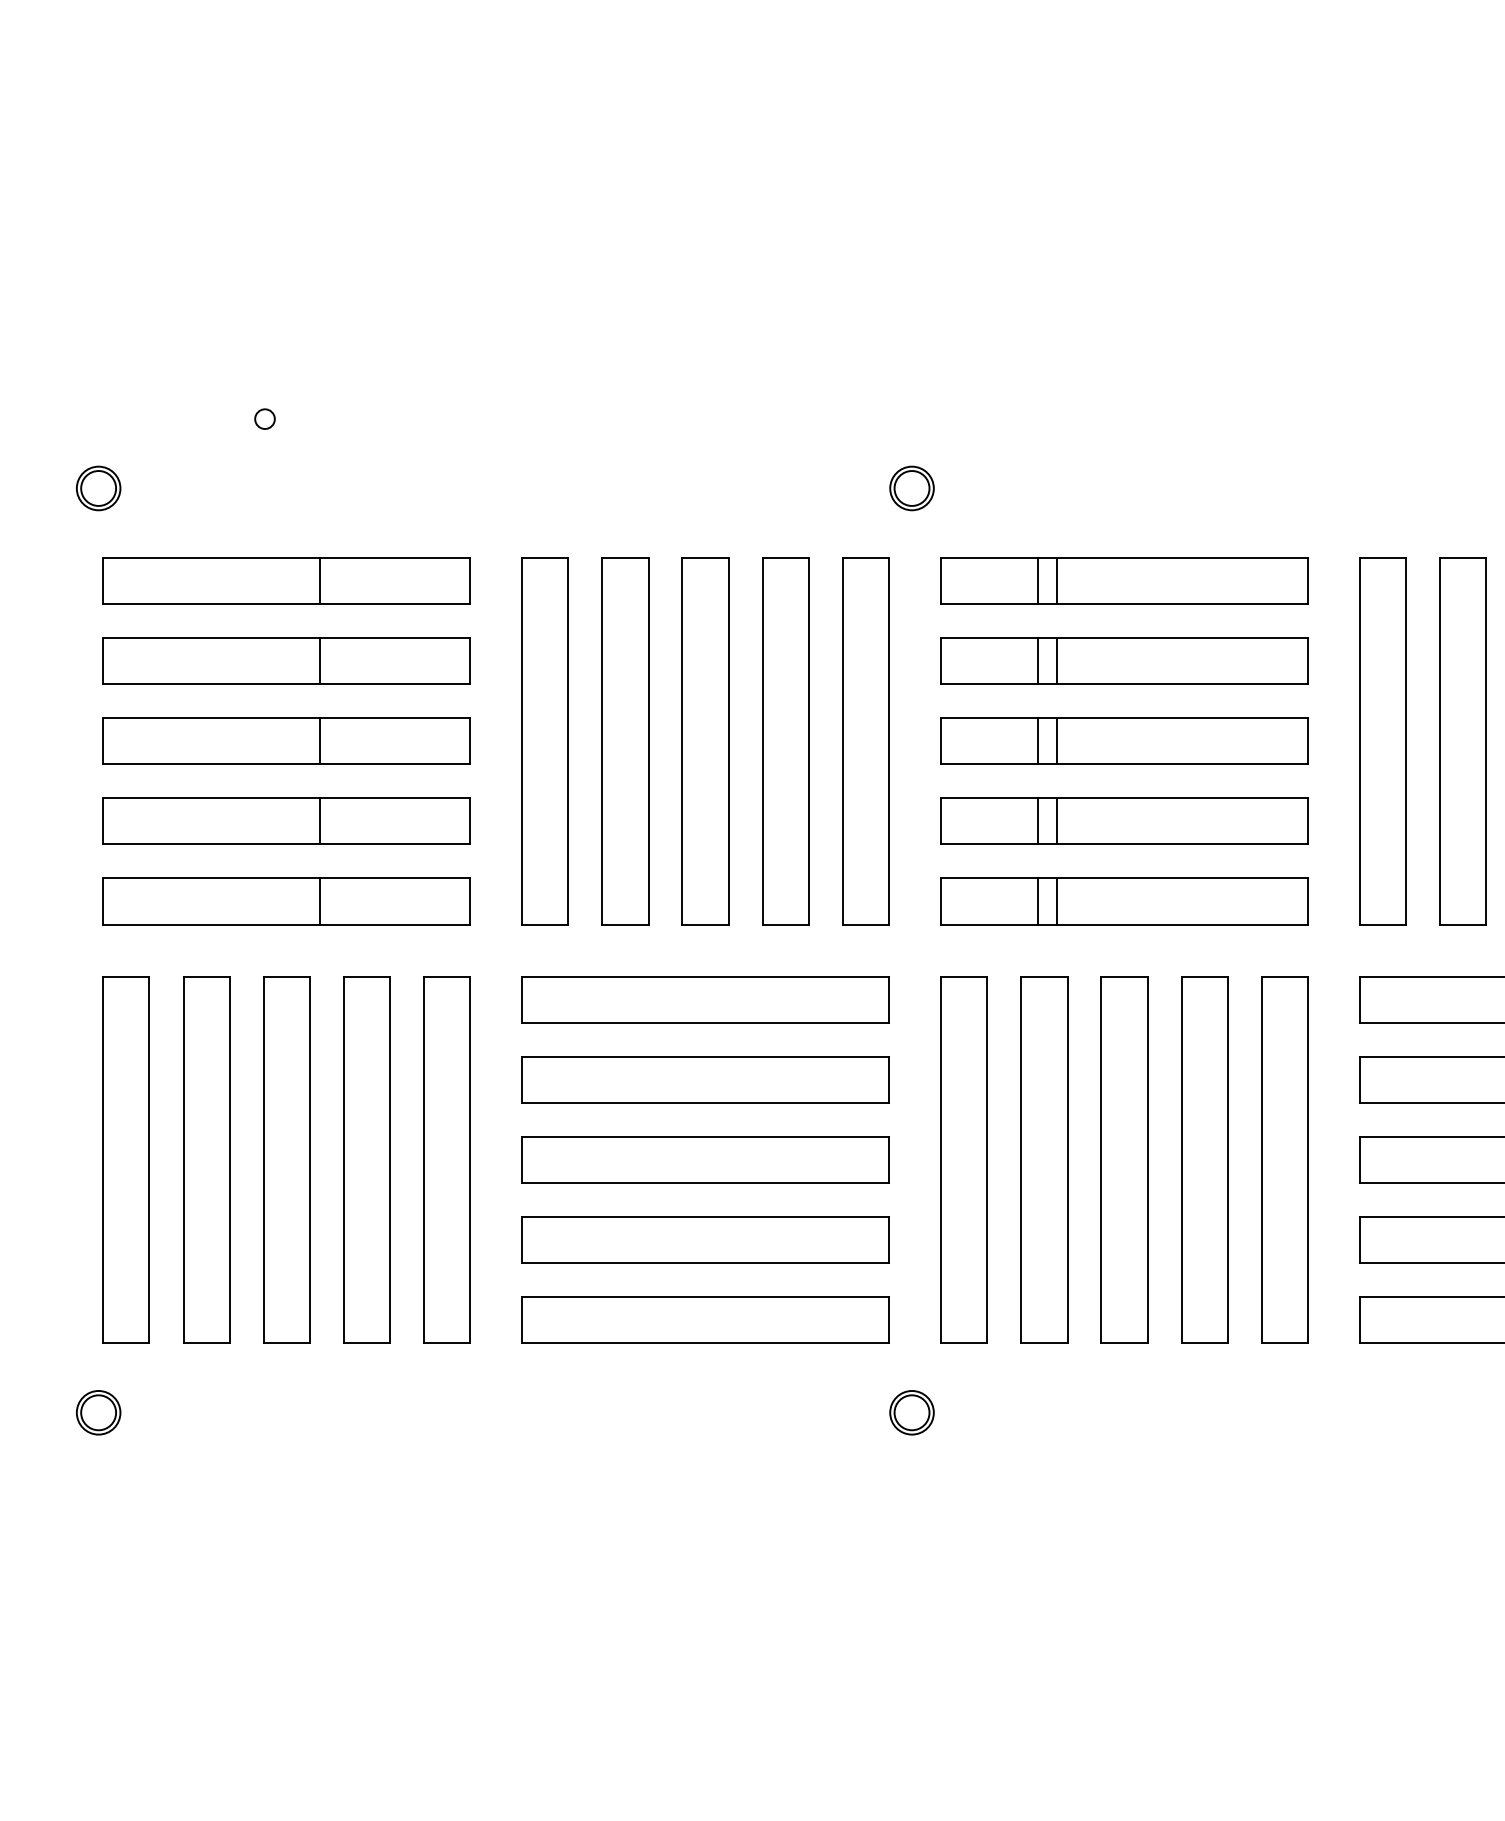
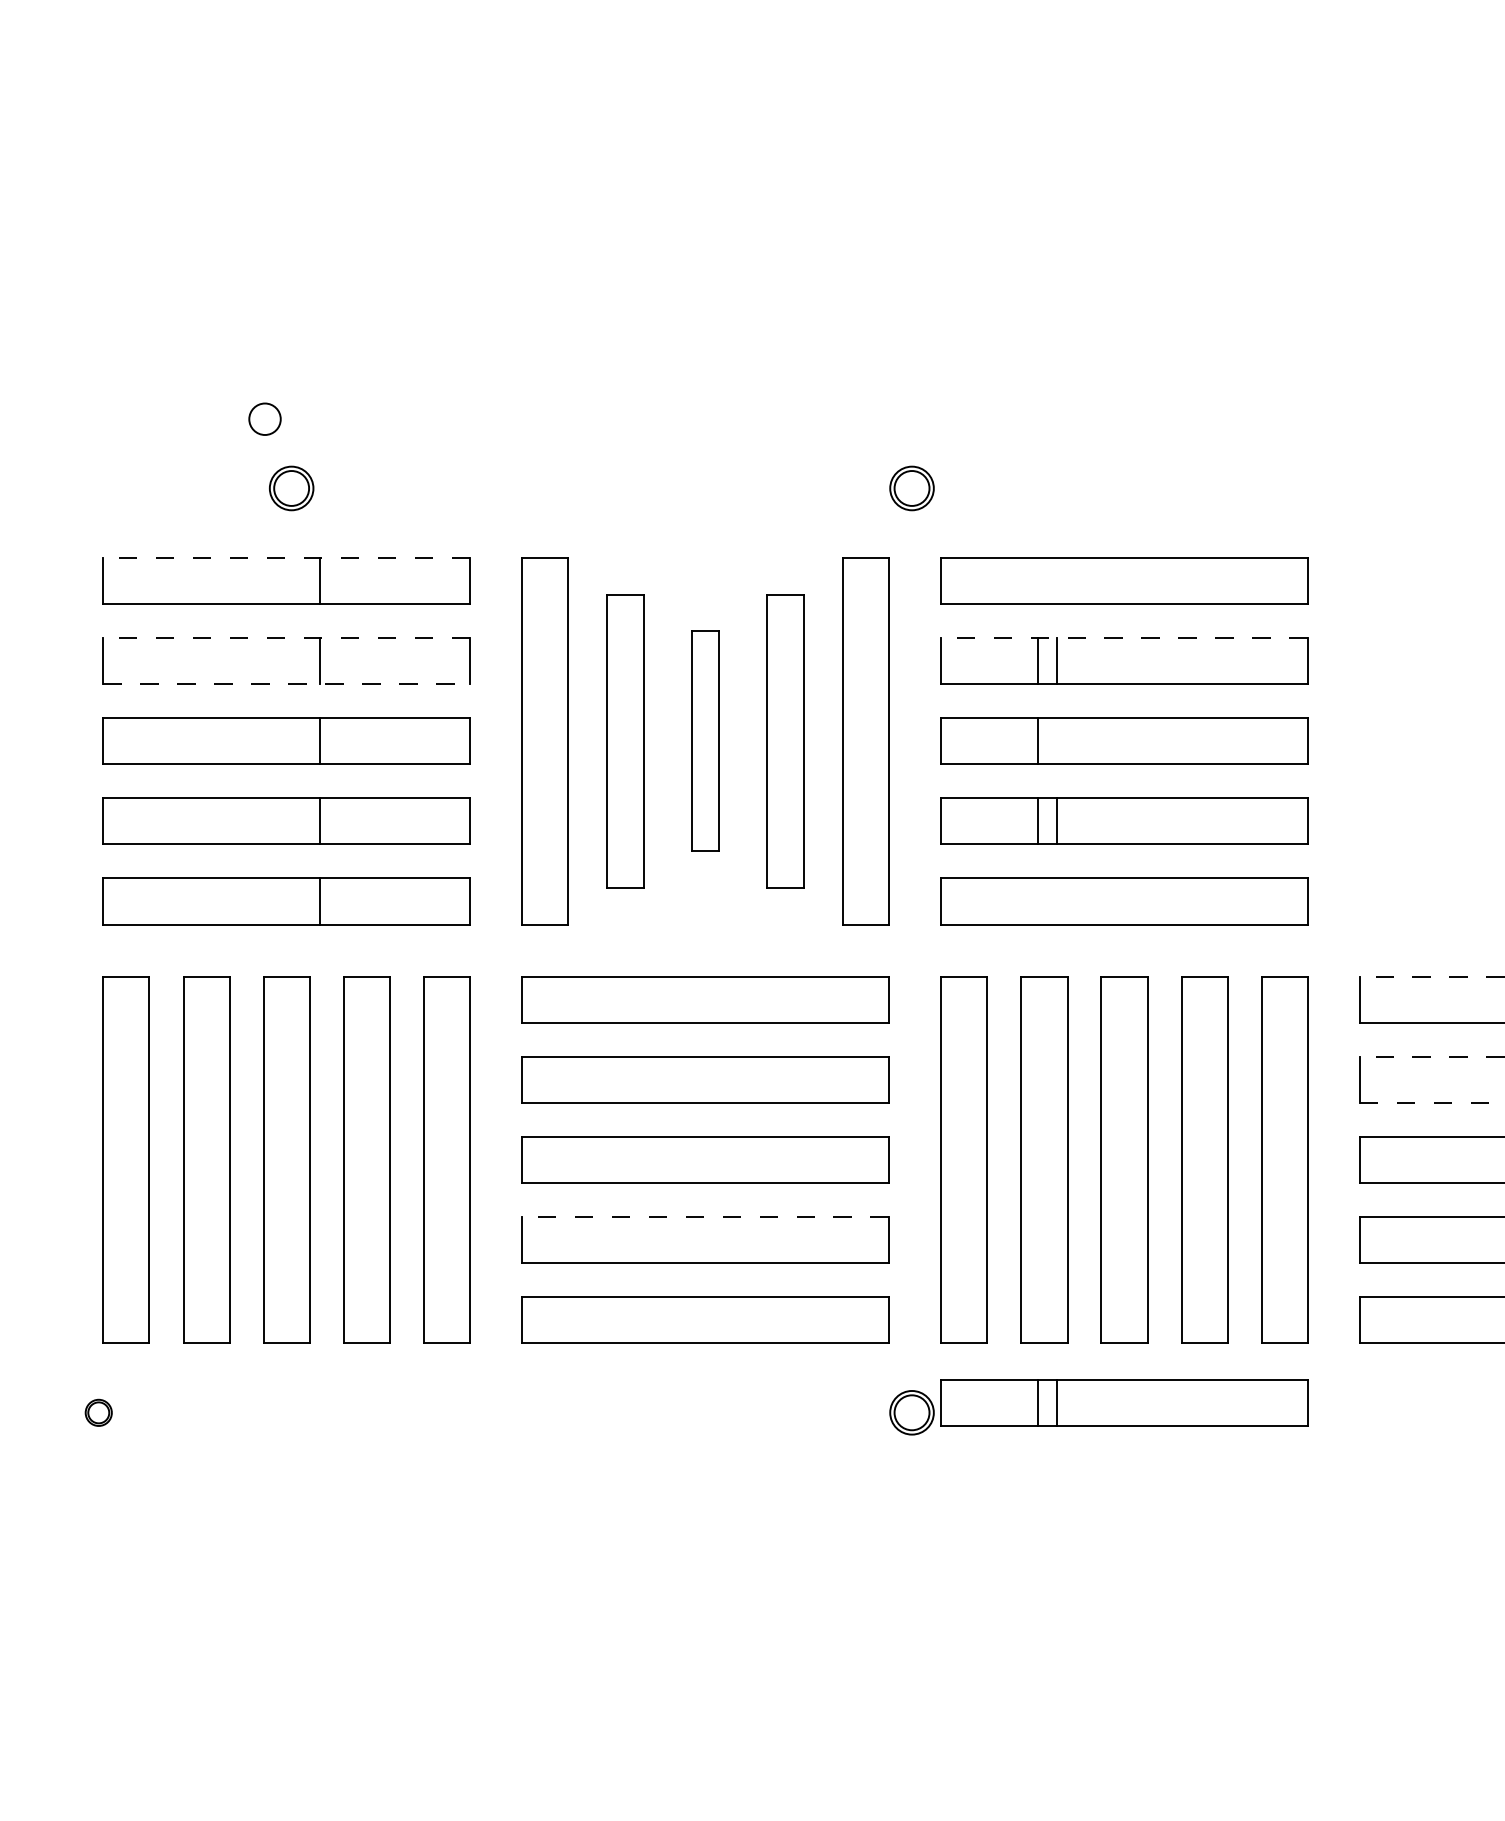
circle size: 22x22 px -> 34x34 px (264, 418)
part position: (98, 488) -> (291, 488) (291, 488)
line: solid -> dashed (286, 557)
line: present -> none (1037, 580)
line: present -> none (1057, 580)
line: solid -> dashed (286, 637)
line: solid -> dashed (1123, 637)
line: solid -> dashed (287, 684)
part size: 49x369 px -> 39x295 px (625, 741)
part size: 49x369 px -> 29x222 px (705, 740)
part size: 48x369 px -> 39x295 px (785, 741)
line: present -> none (1057, 741)
part: present -> none (1382, 741)
part: present -> none (1462, 741)
line: present -> none (1037, 901)
line: present -> none (1057, 901)
line: solid -> dashed (1431, 976)
line: solid -> dashed (1431, 1056)
line: solid -> dashed (1432, 1102)
line: solid -> dashed (705, 1217)
part: none -> present (1124, 1402)
part size: 46x46 px -> 29x29 px (98, 1412)
